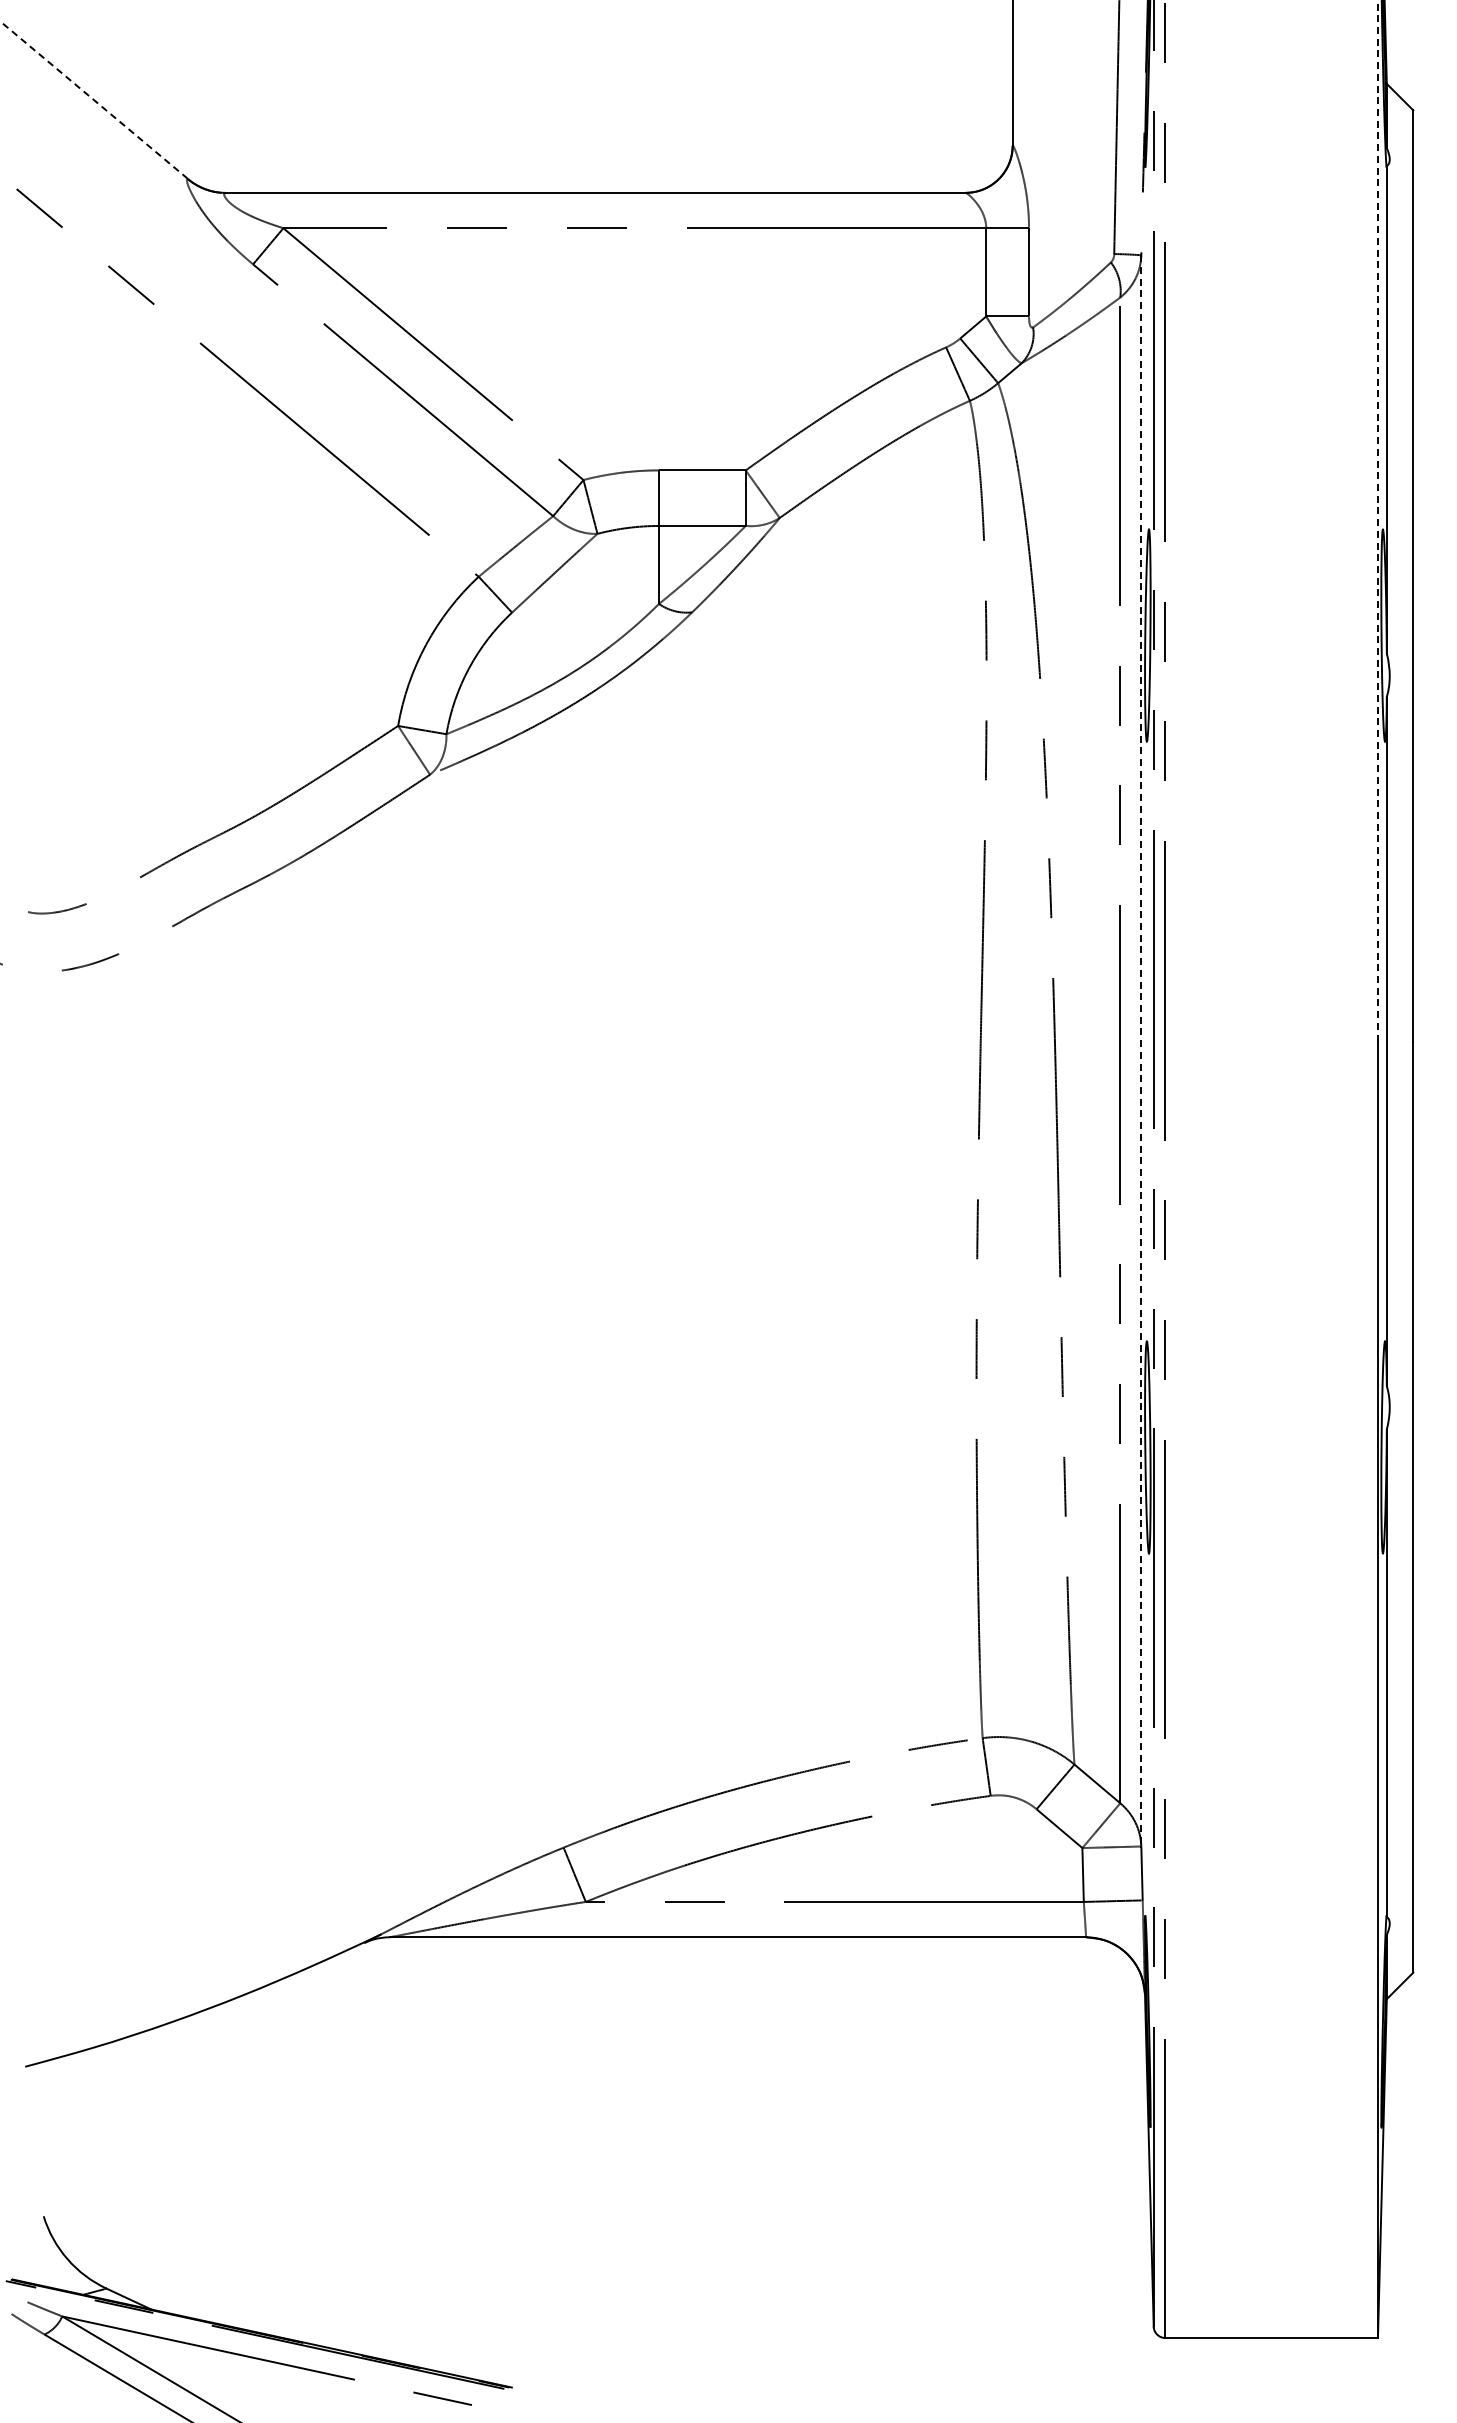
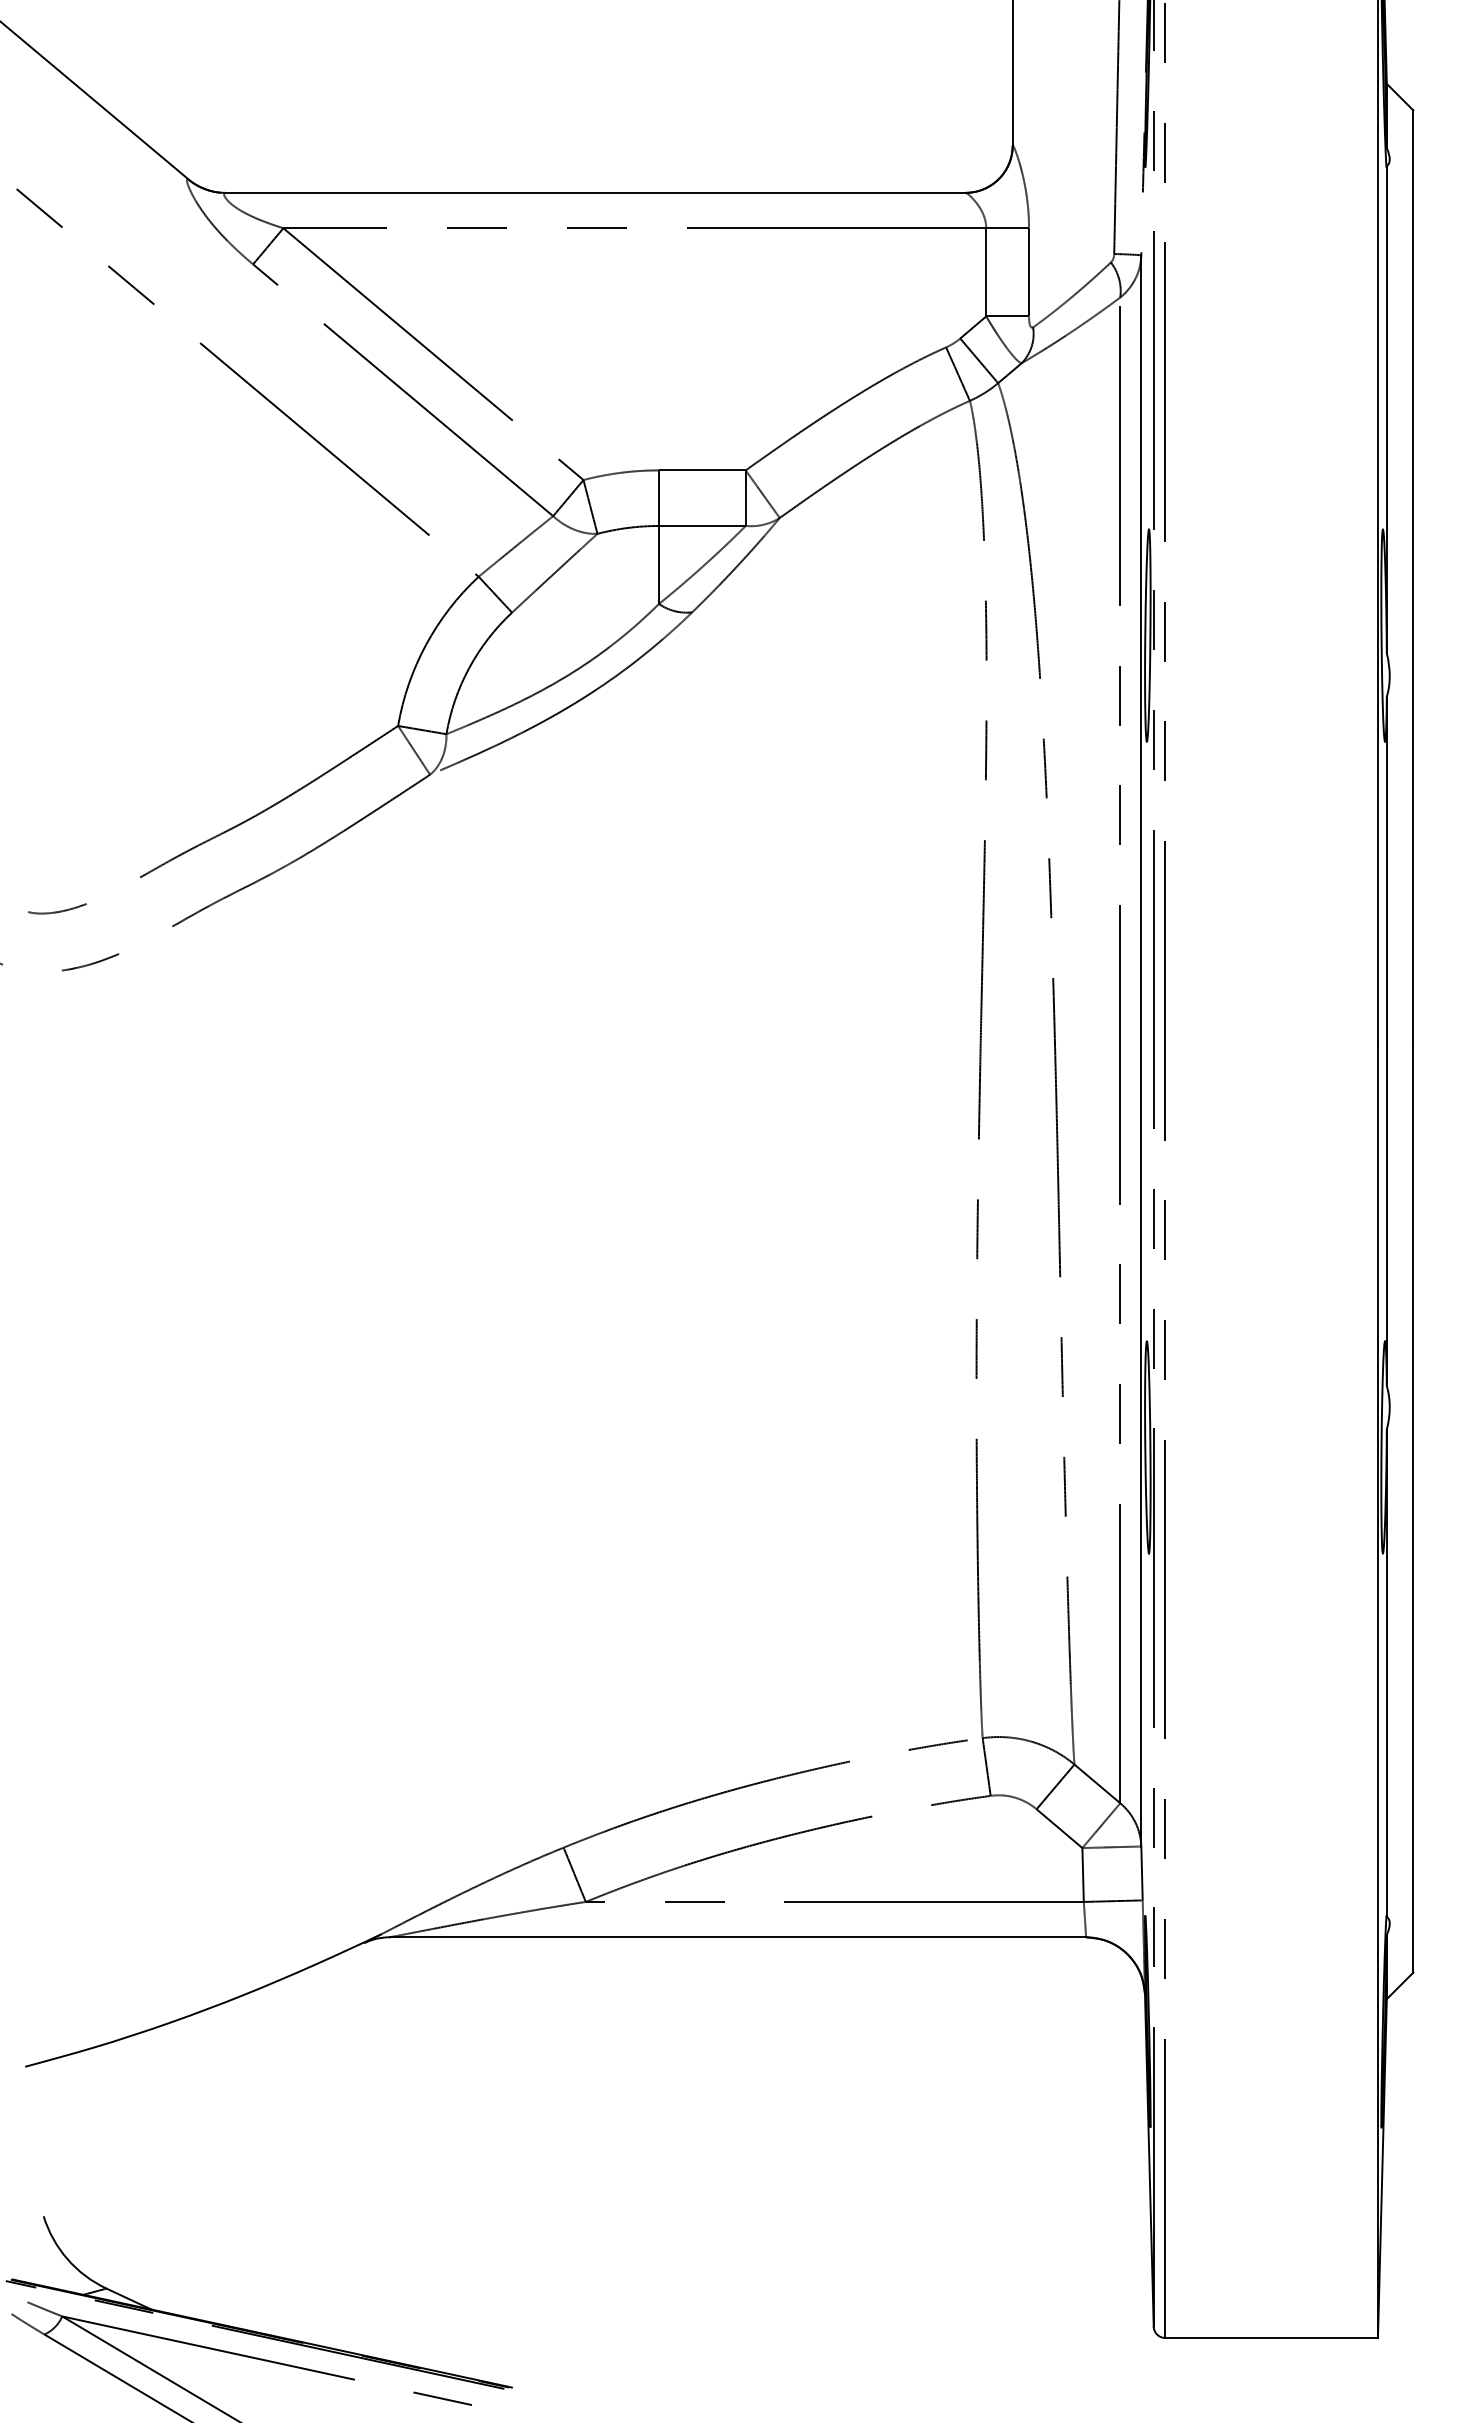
line: dashed -> solid (93, 99)
line: dashed -> solid (1377, 520)
line: dashed -> solid (1141, 1050)
